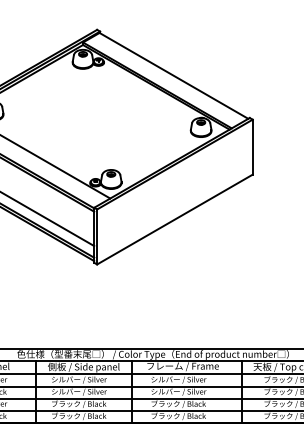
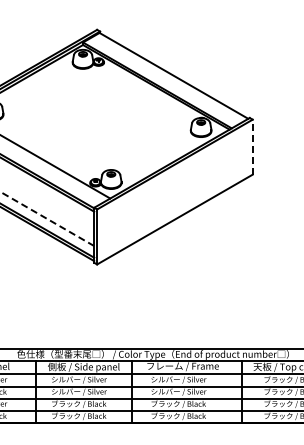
line: solid -> dashed (252, 147)
line: solid -> dashed (47, 219)
